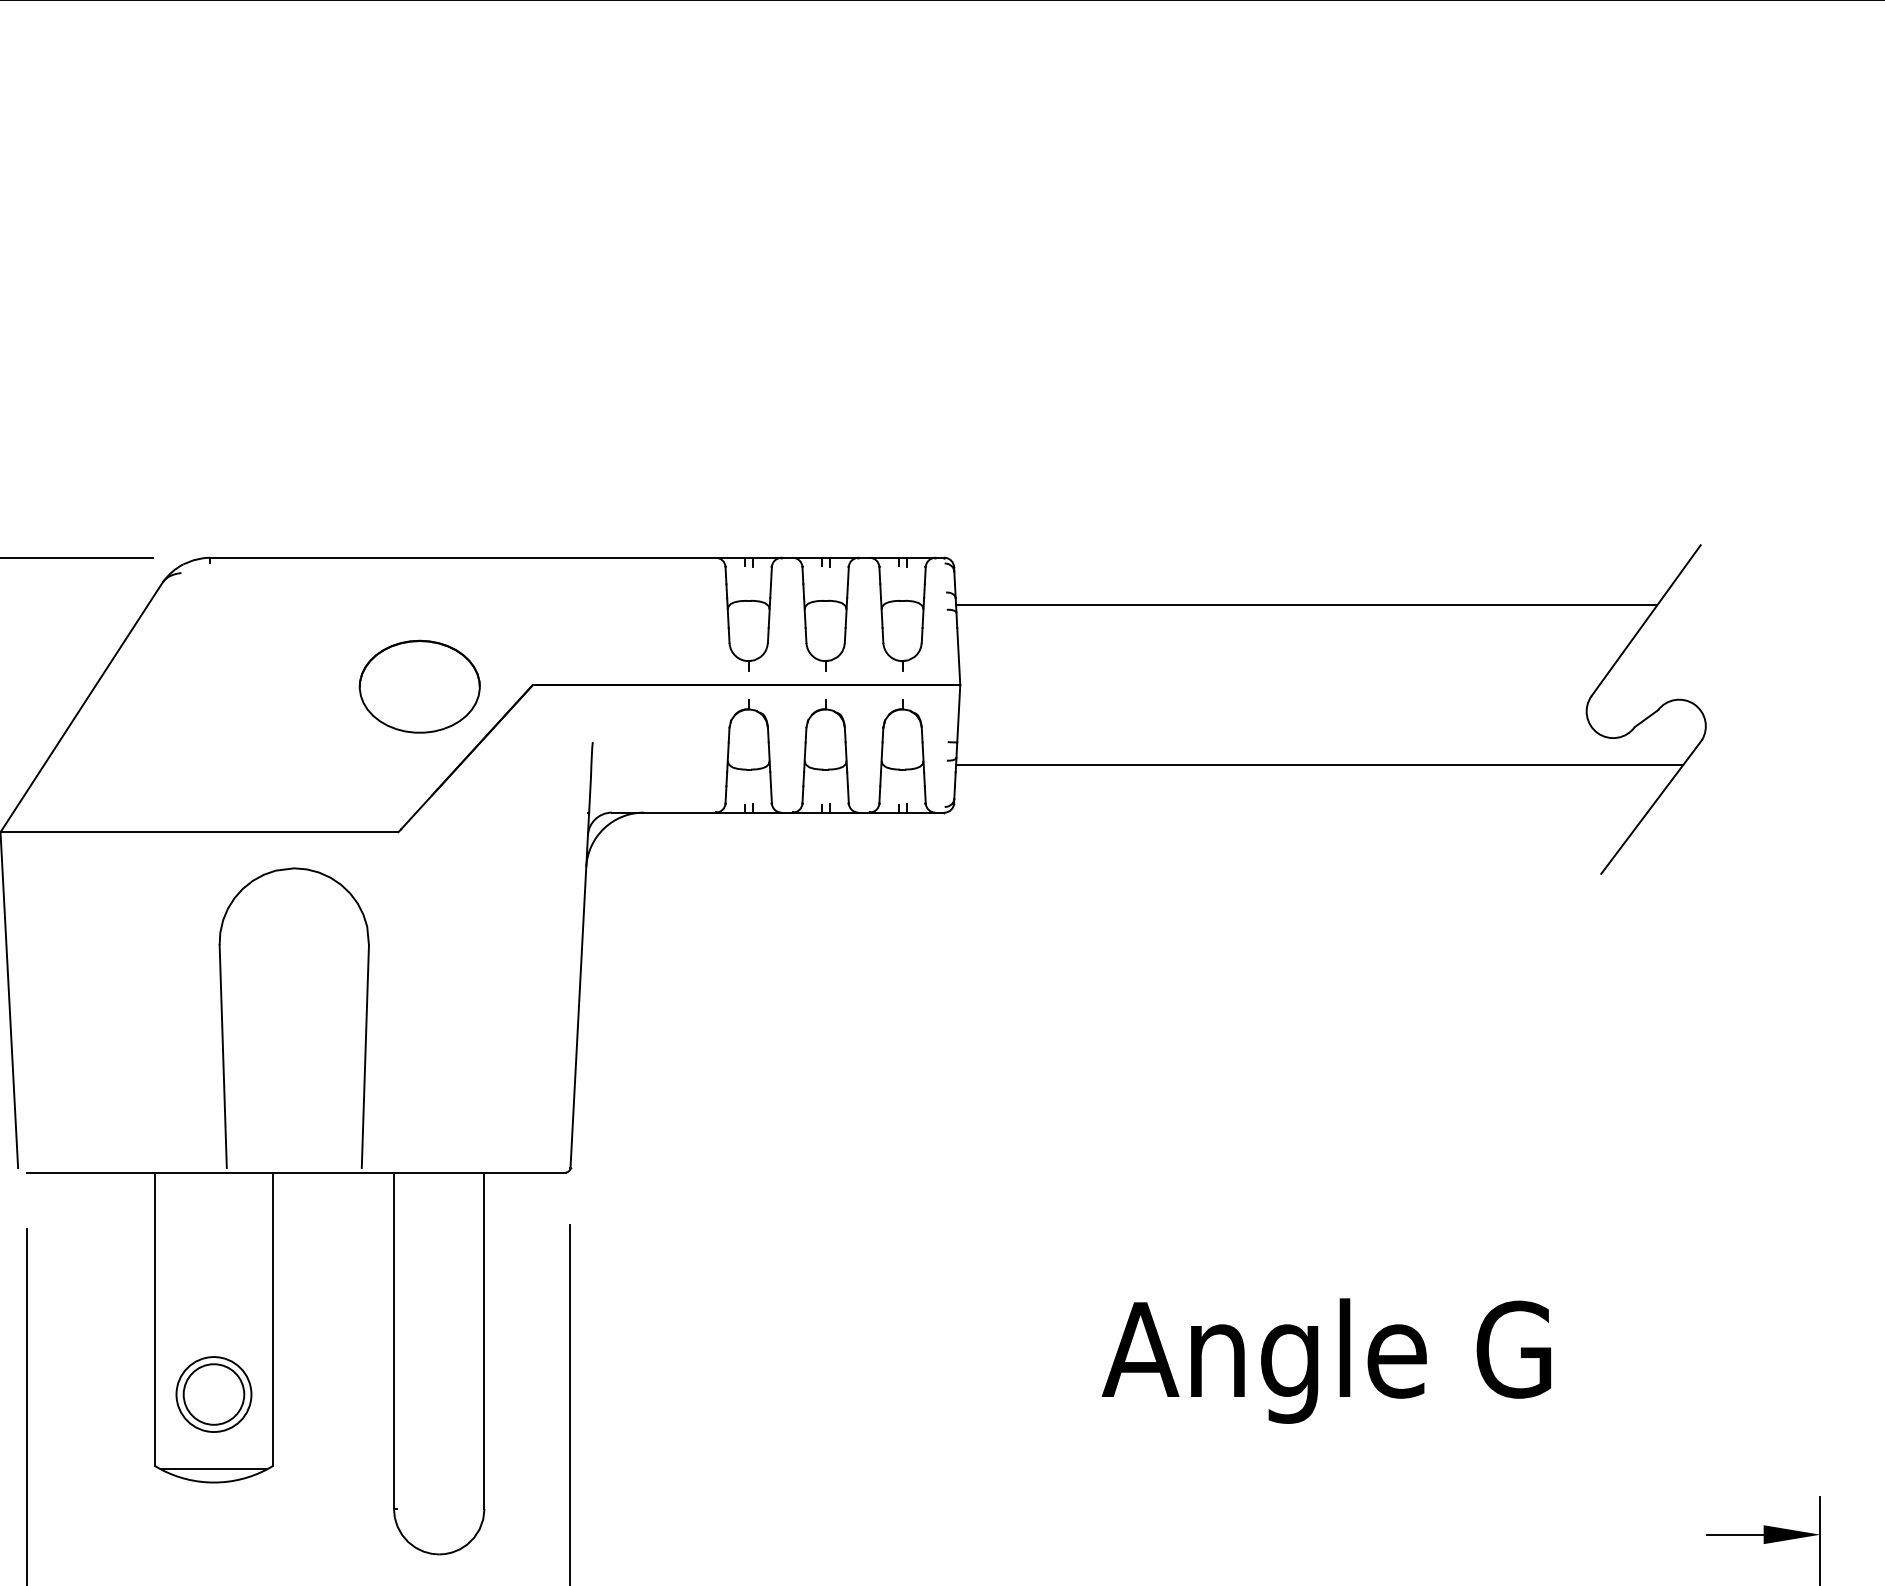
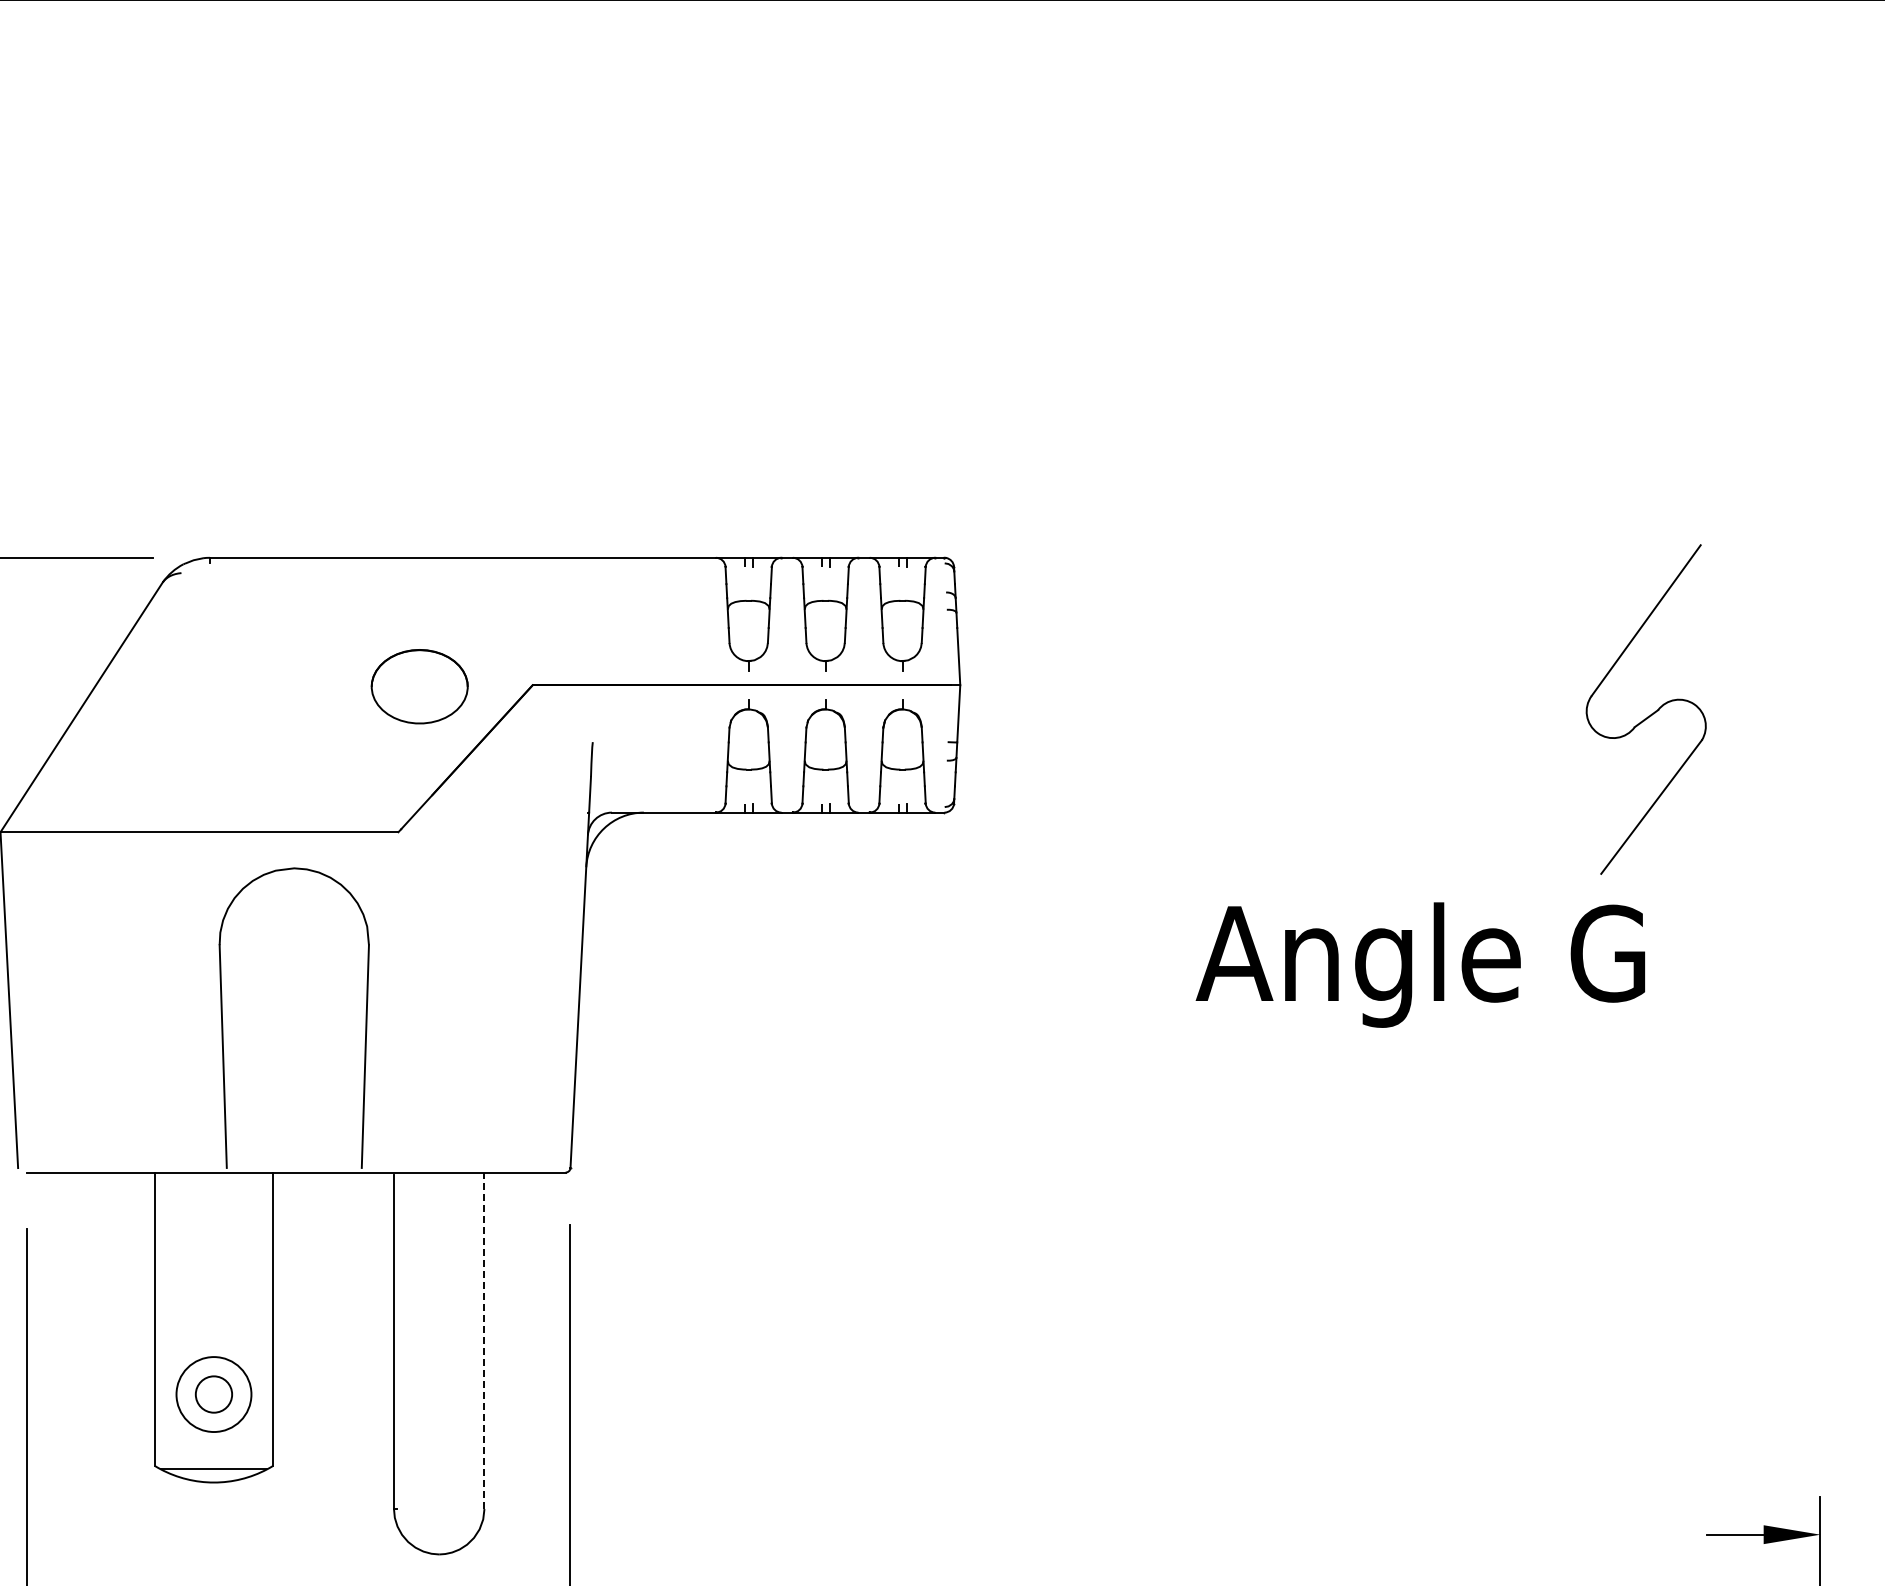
line: present -> none (1306, 605)
part size: 123x95 px -> 99x76 px (419, 686)
line: present -> none (1319, 765)
line: solid -> dashed (484, 1340)
text position: (1325, 1360) -> (1419, 964) (1419, 964)
circle diameter: 61 px -> 36 px (213, 1394)
